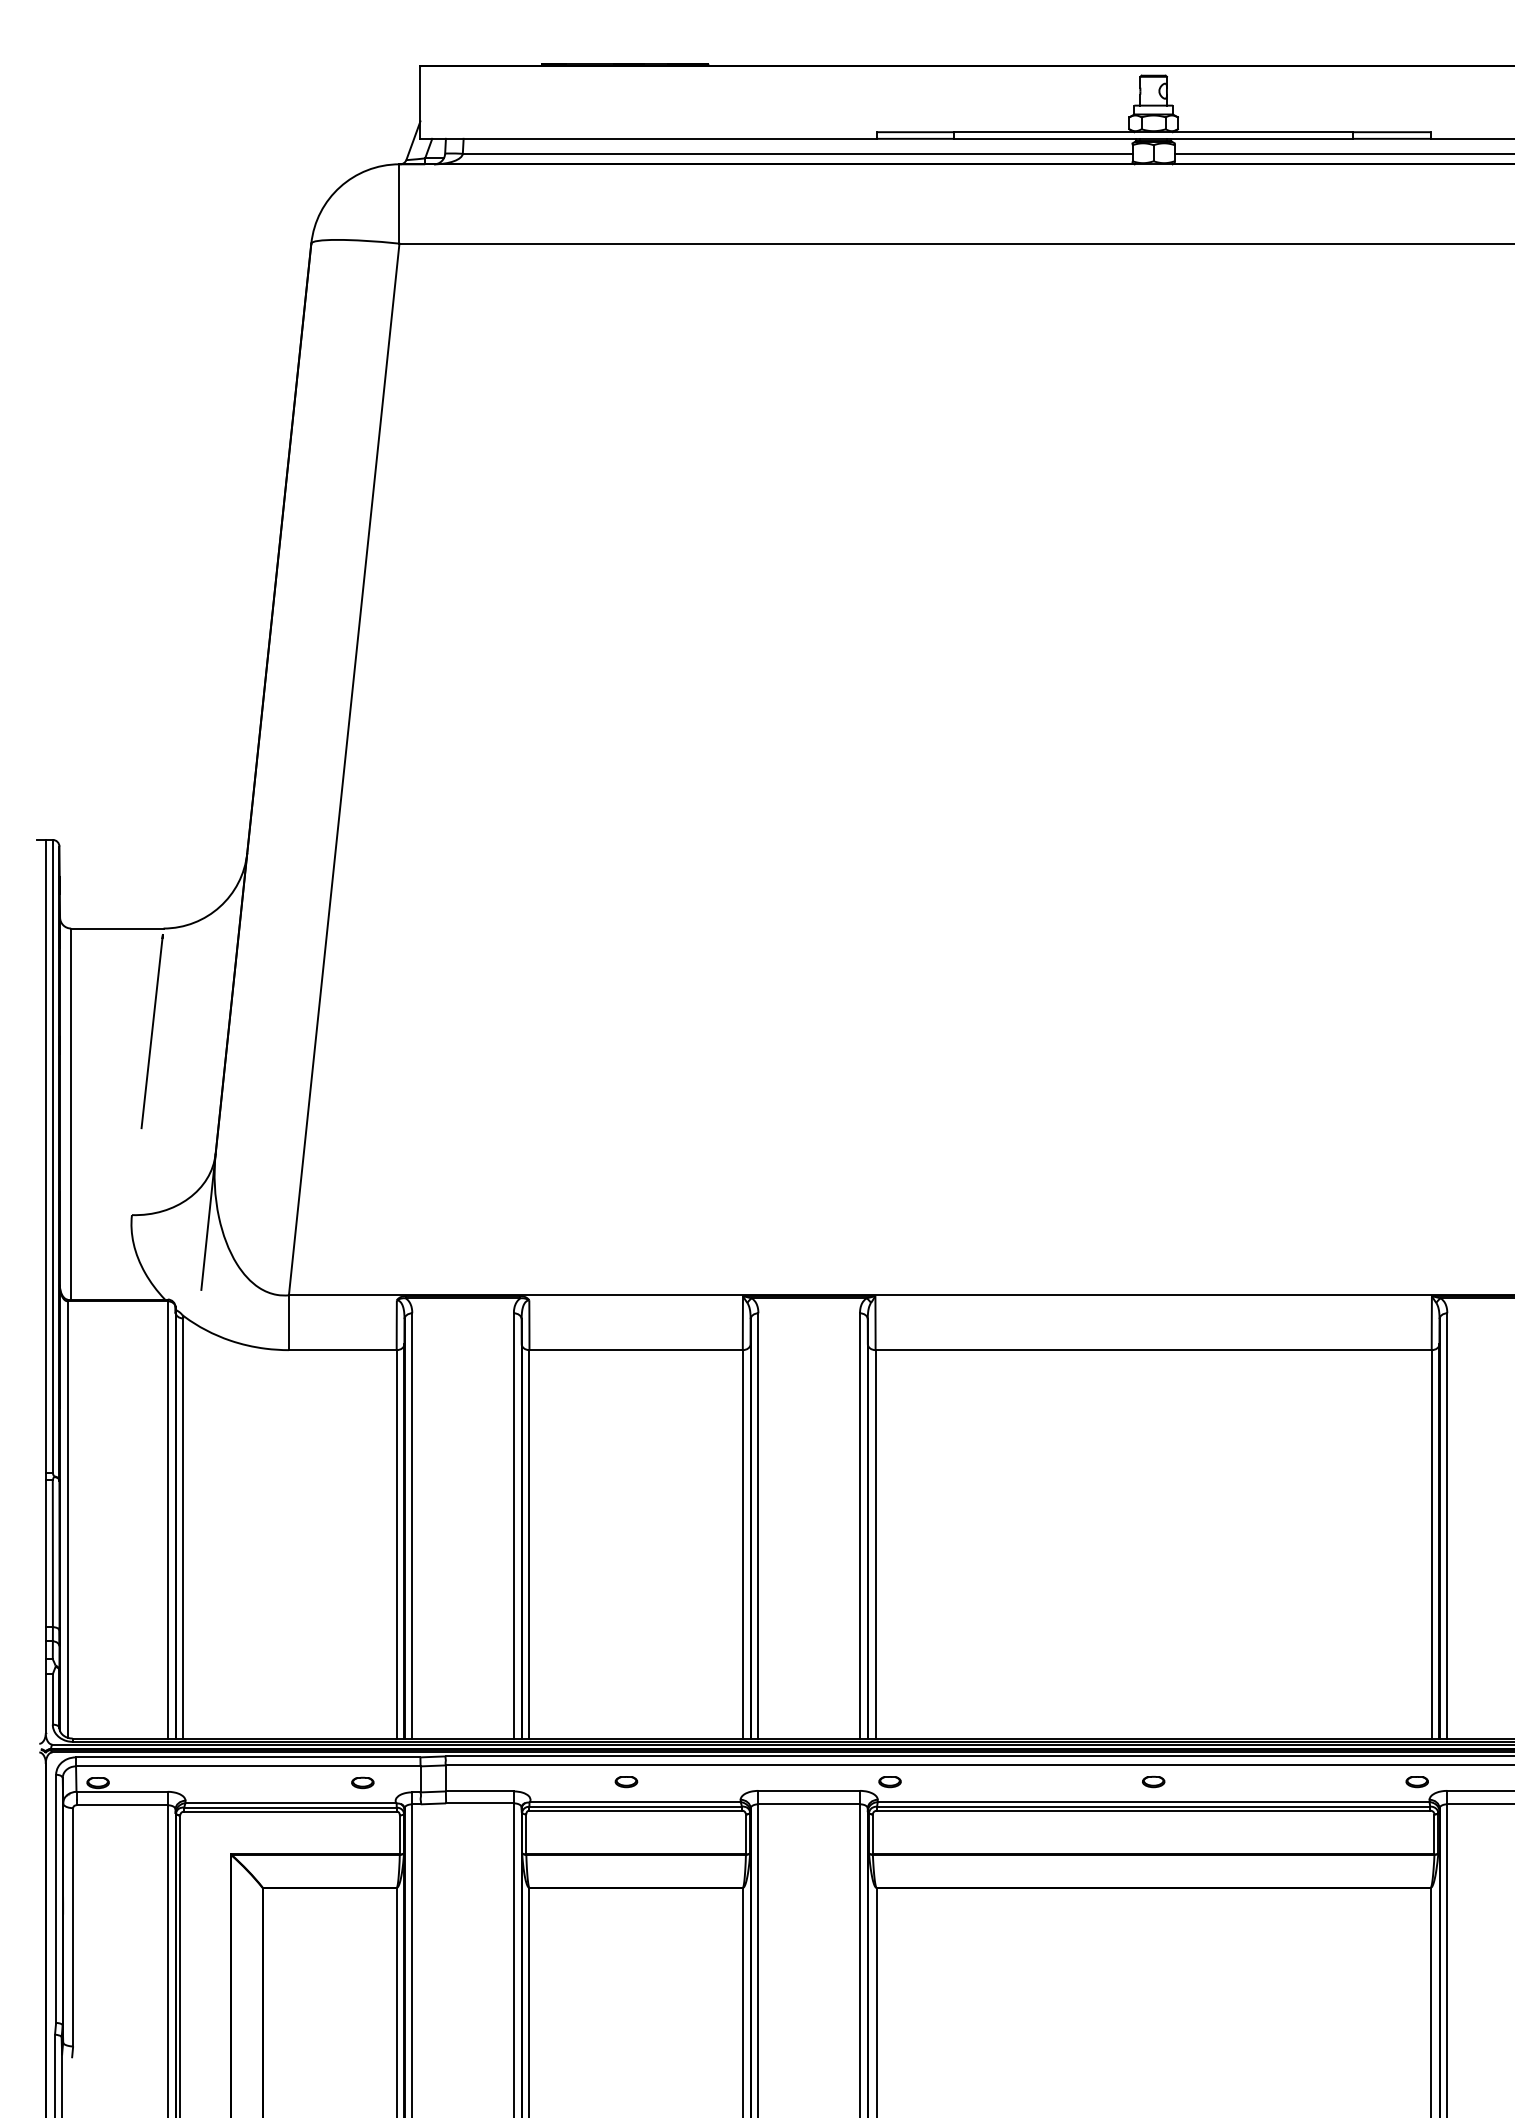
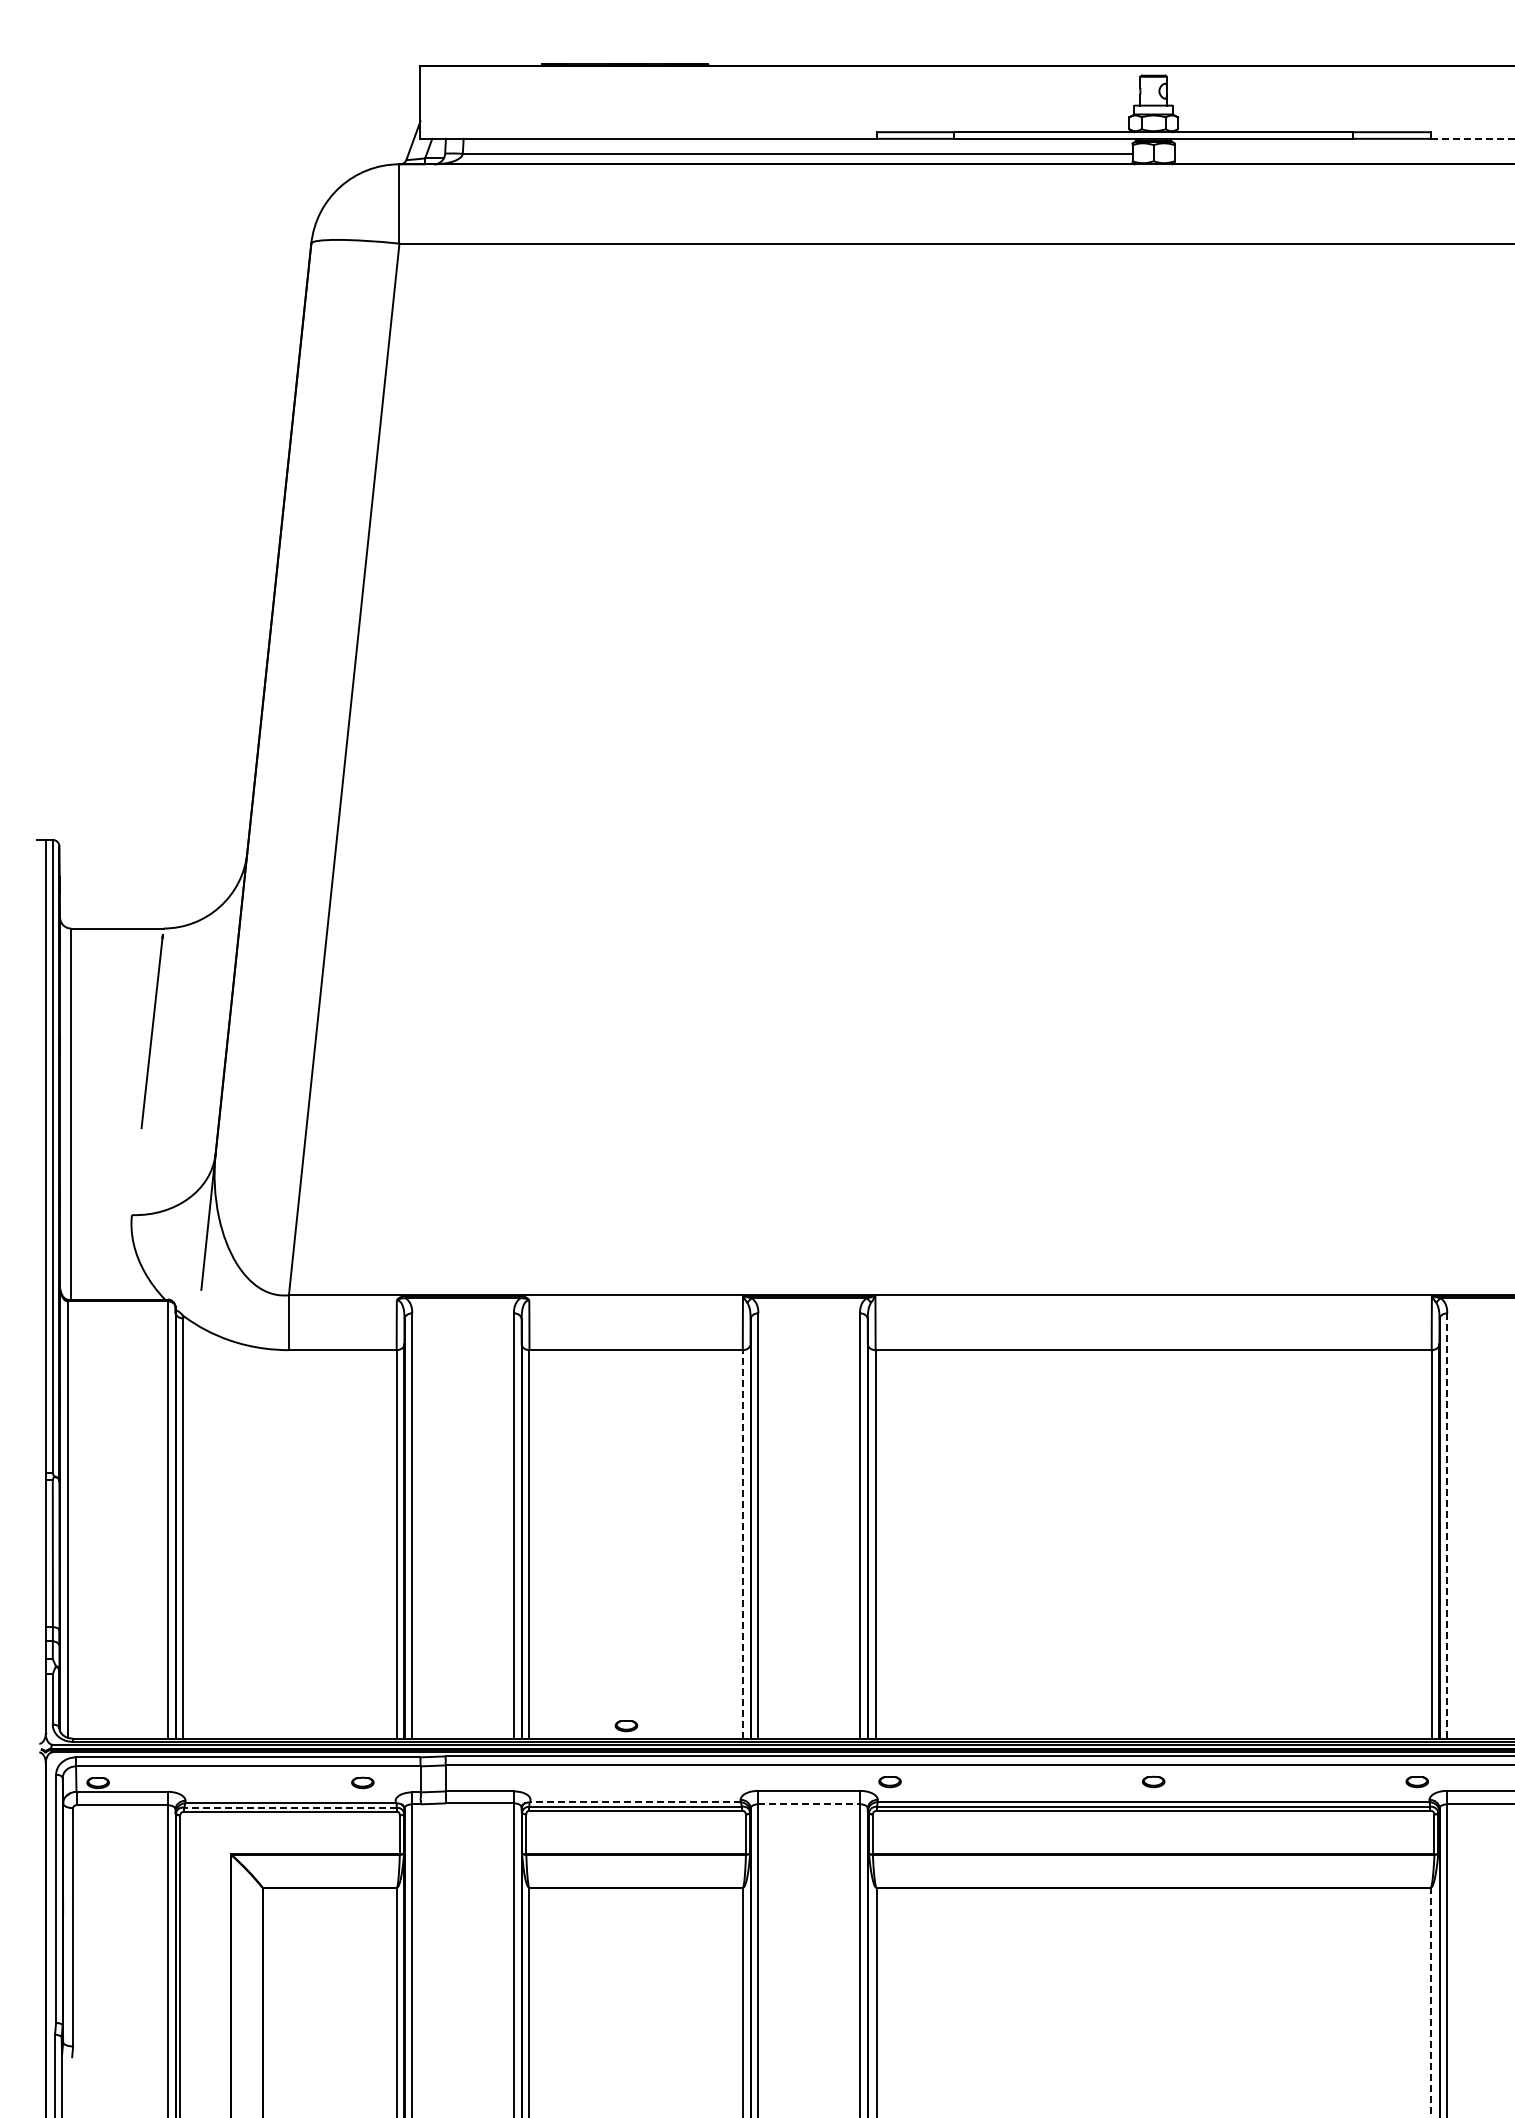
line: solid -> dashed (1472, 138)
line: present -> none (1342, 153)
line: solid -> dashed (1447, 1525)
line: solid -> dashed (742, 1543)
part position: (626, 1782) -> (626, 1726) (626, 1726)
line: solid -> dashed (634, 1802)
line: solid -> dashed (809, 1804)
line: solid -> dashed (290, 1807)
line: solid -> dashed (1430, 2002)
